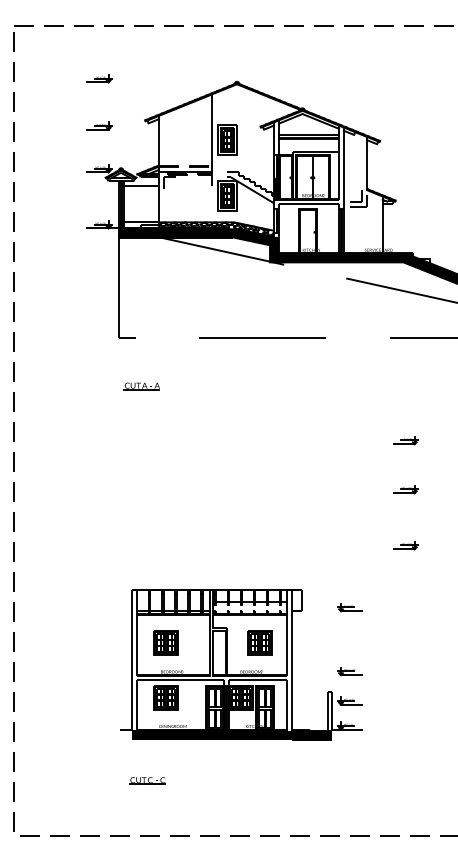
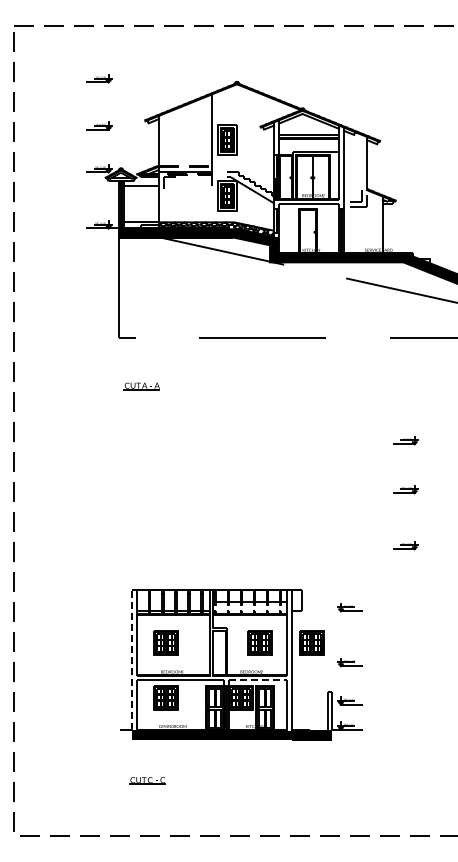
part: none -> present (311, 642)
line: solid -> dashed (132, 659)
part position: (349, 671) -> (349, 662) (349, 662)
line: solid -> dashed (258, 680)
